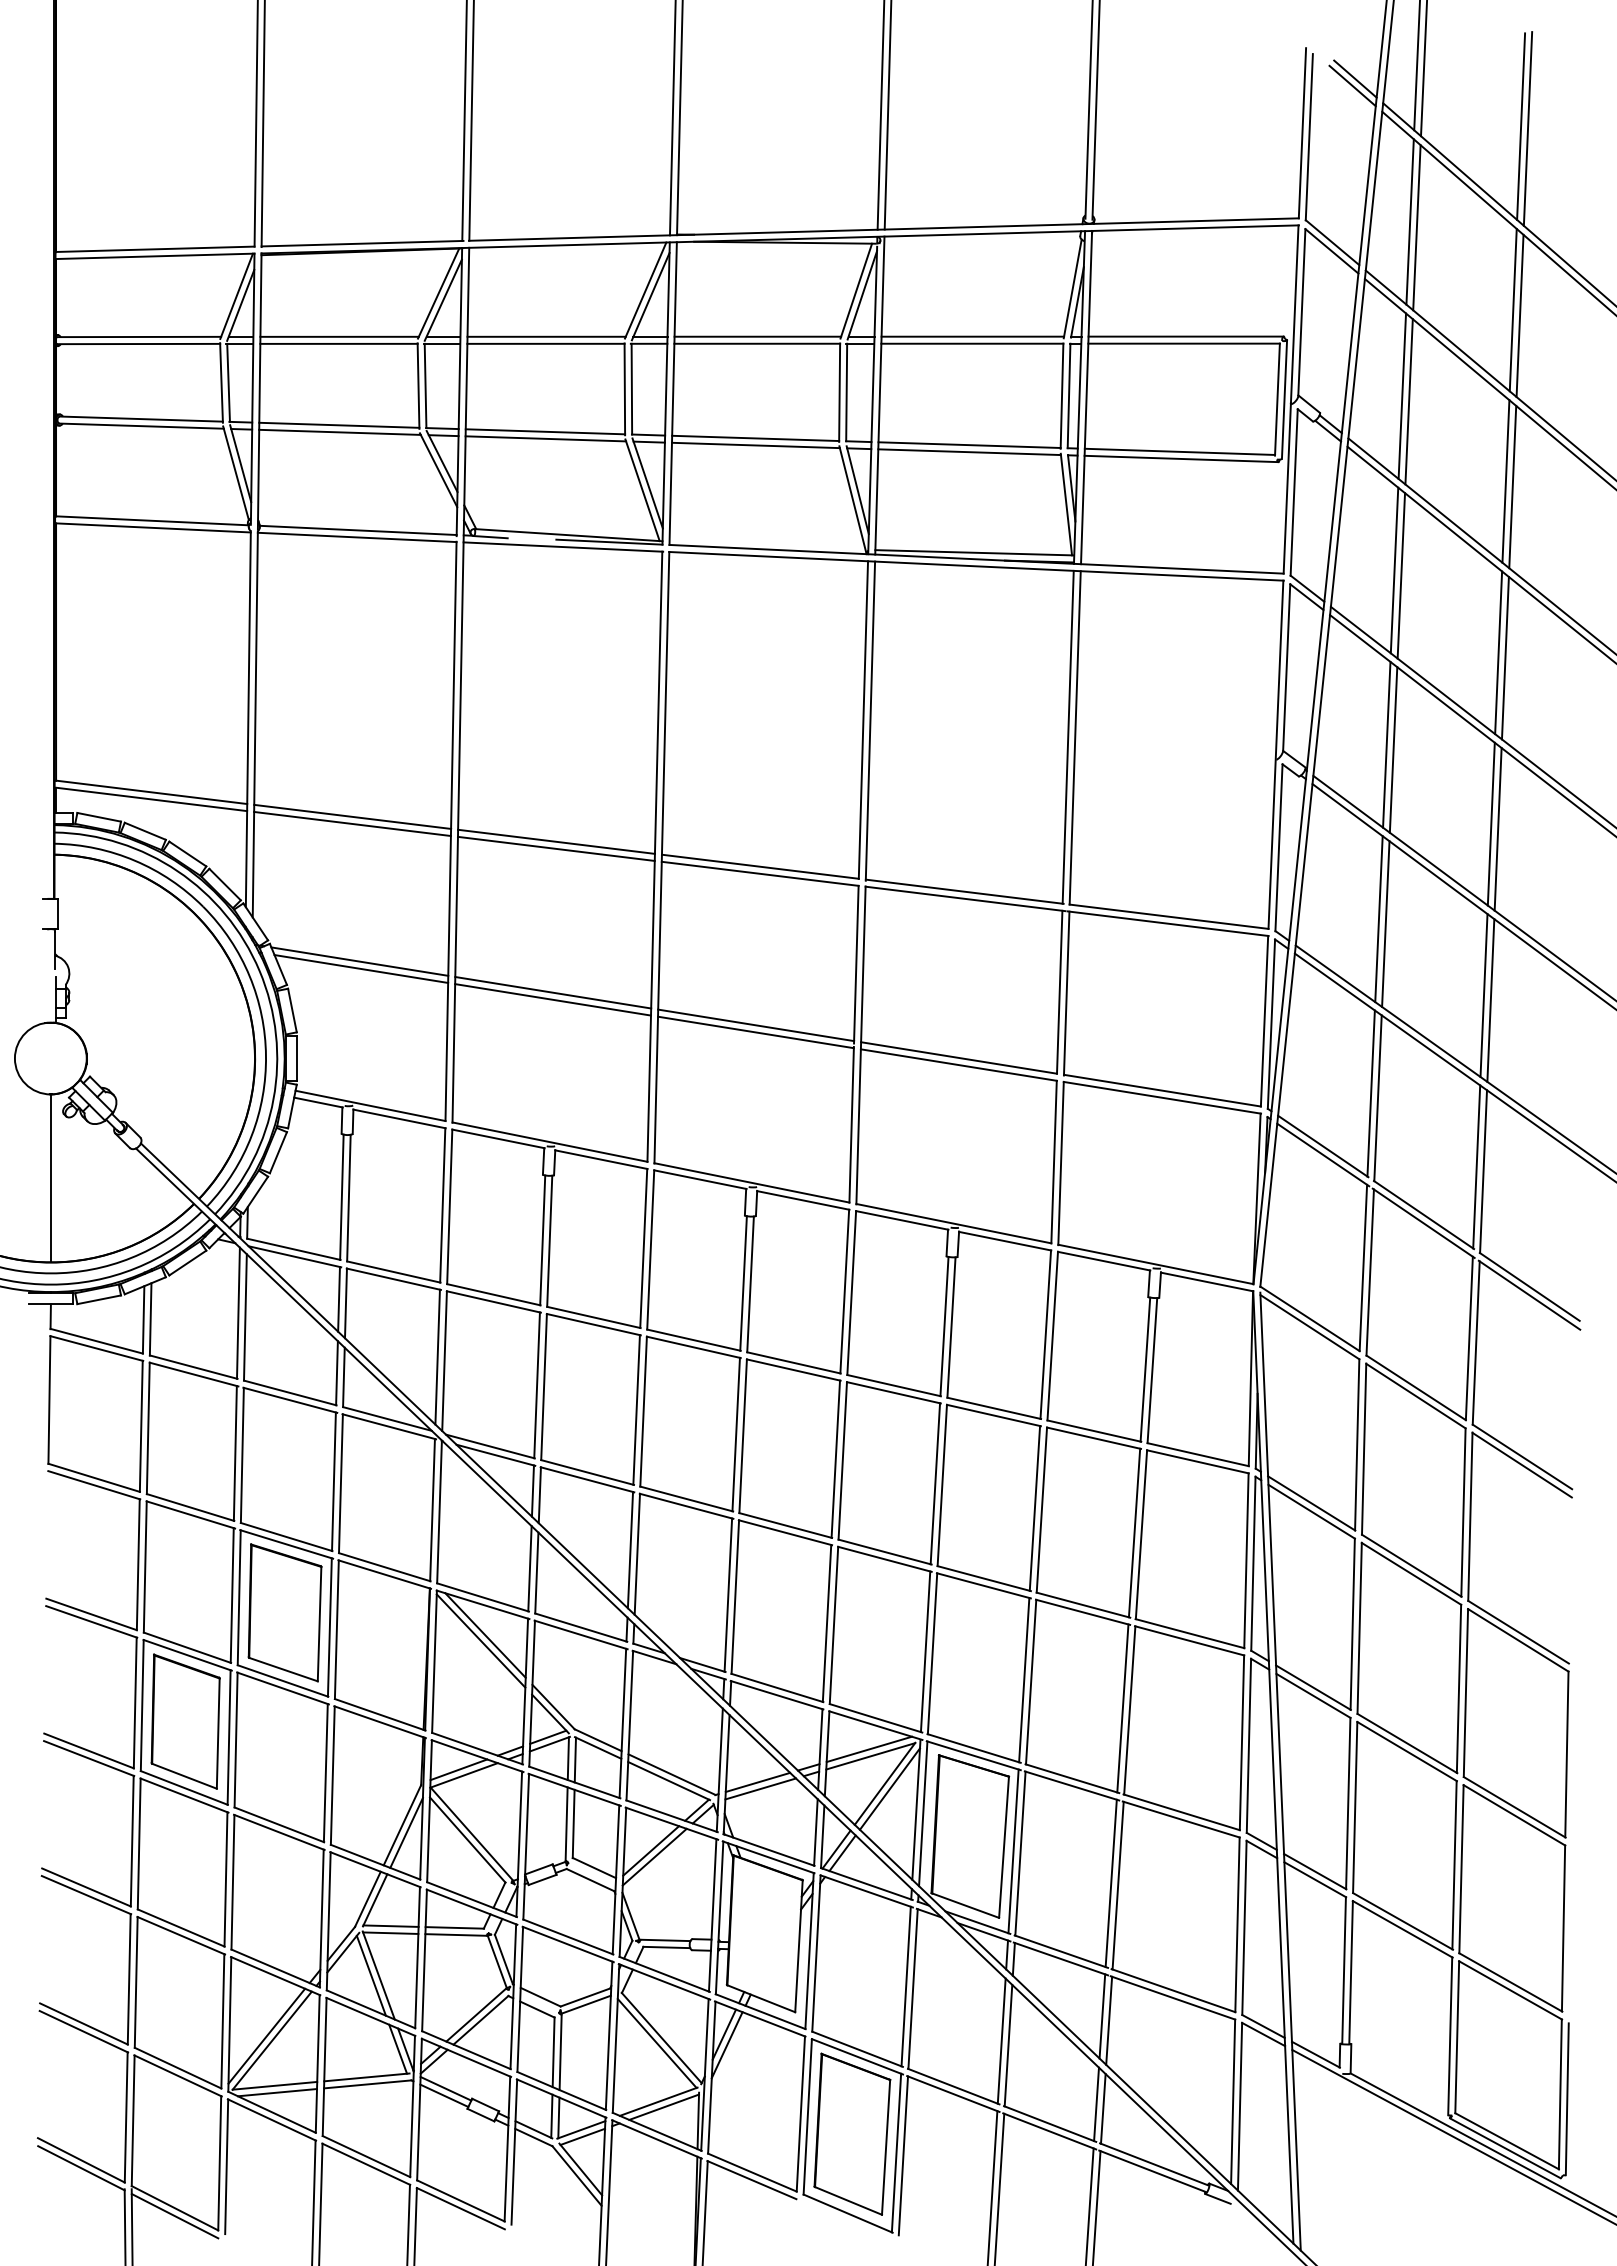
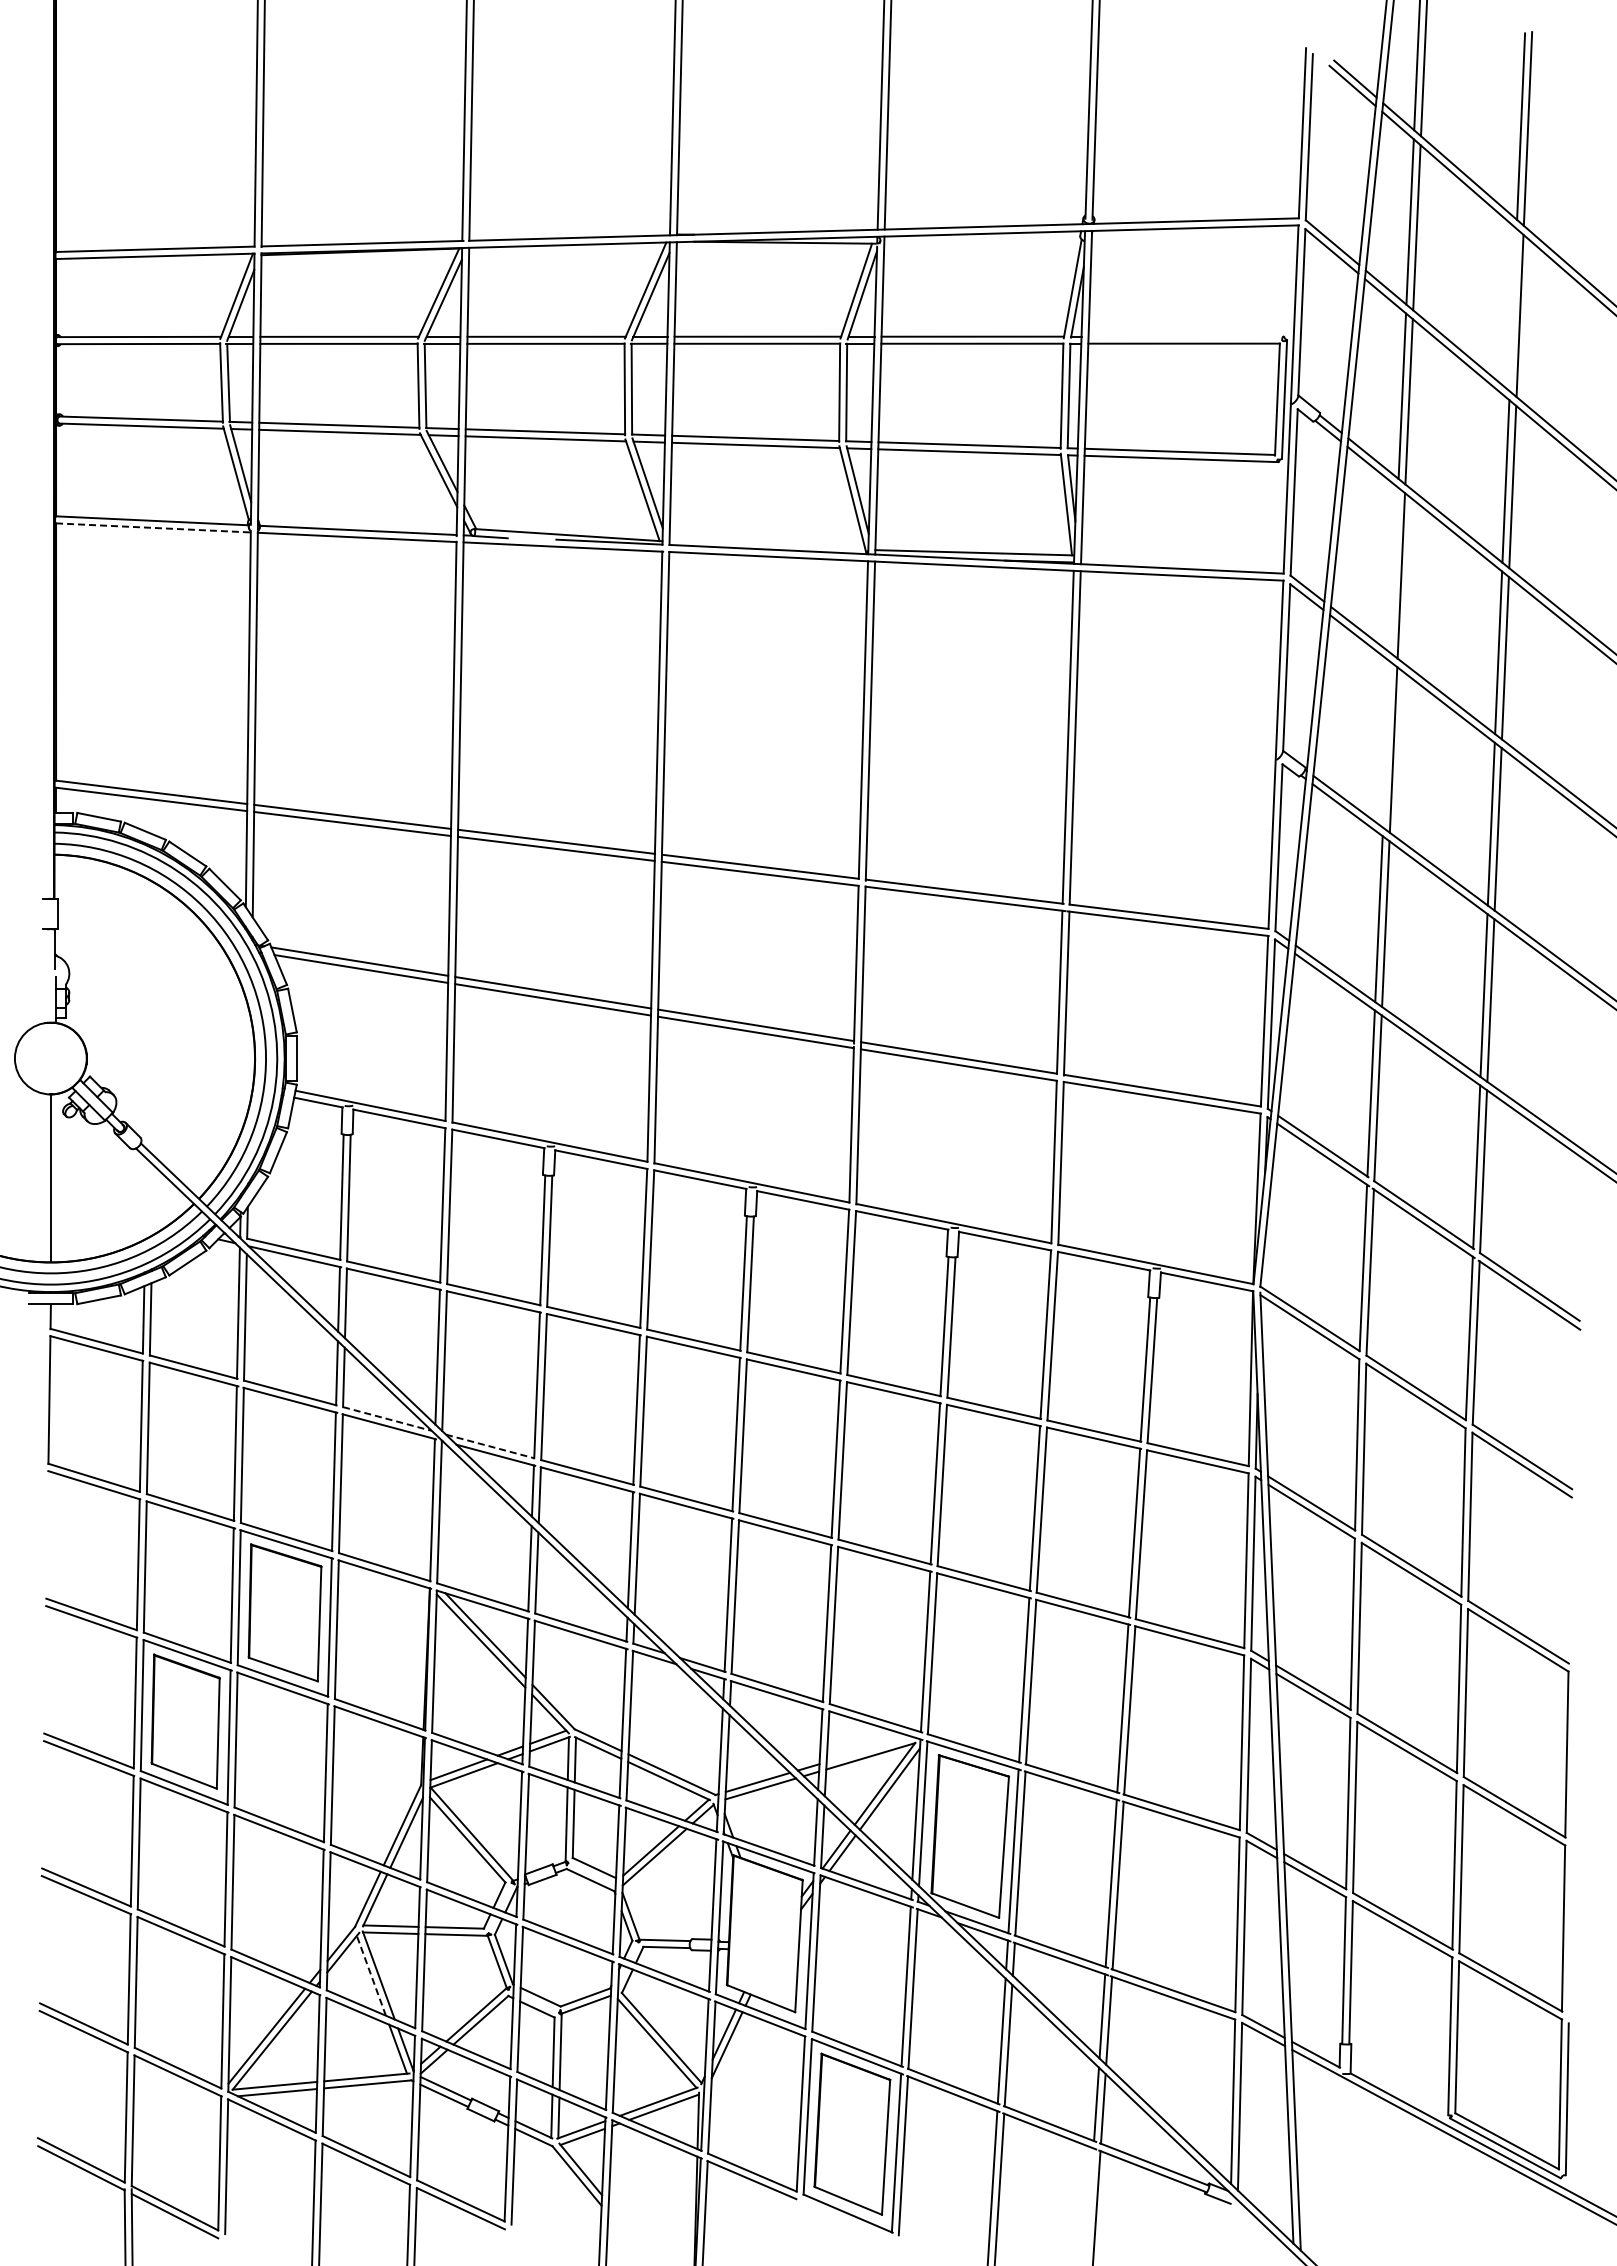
line: present -> none (1512, 309)
line: present -> none (1185, 336)
line: solid -> dashed (153, 527)
line: present -> none (1394, 570)
line: present -> none (1386, 744)
line: solid -> dashed (387, 1418)
line: solid -> dashed (490, 1446)
line: present -> none (869, 1749)
line: solid -> dashed (371, 1975)
line: present -> none (1089, 2205)
